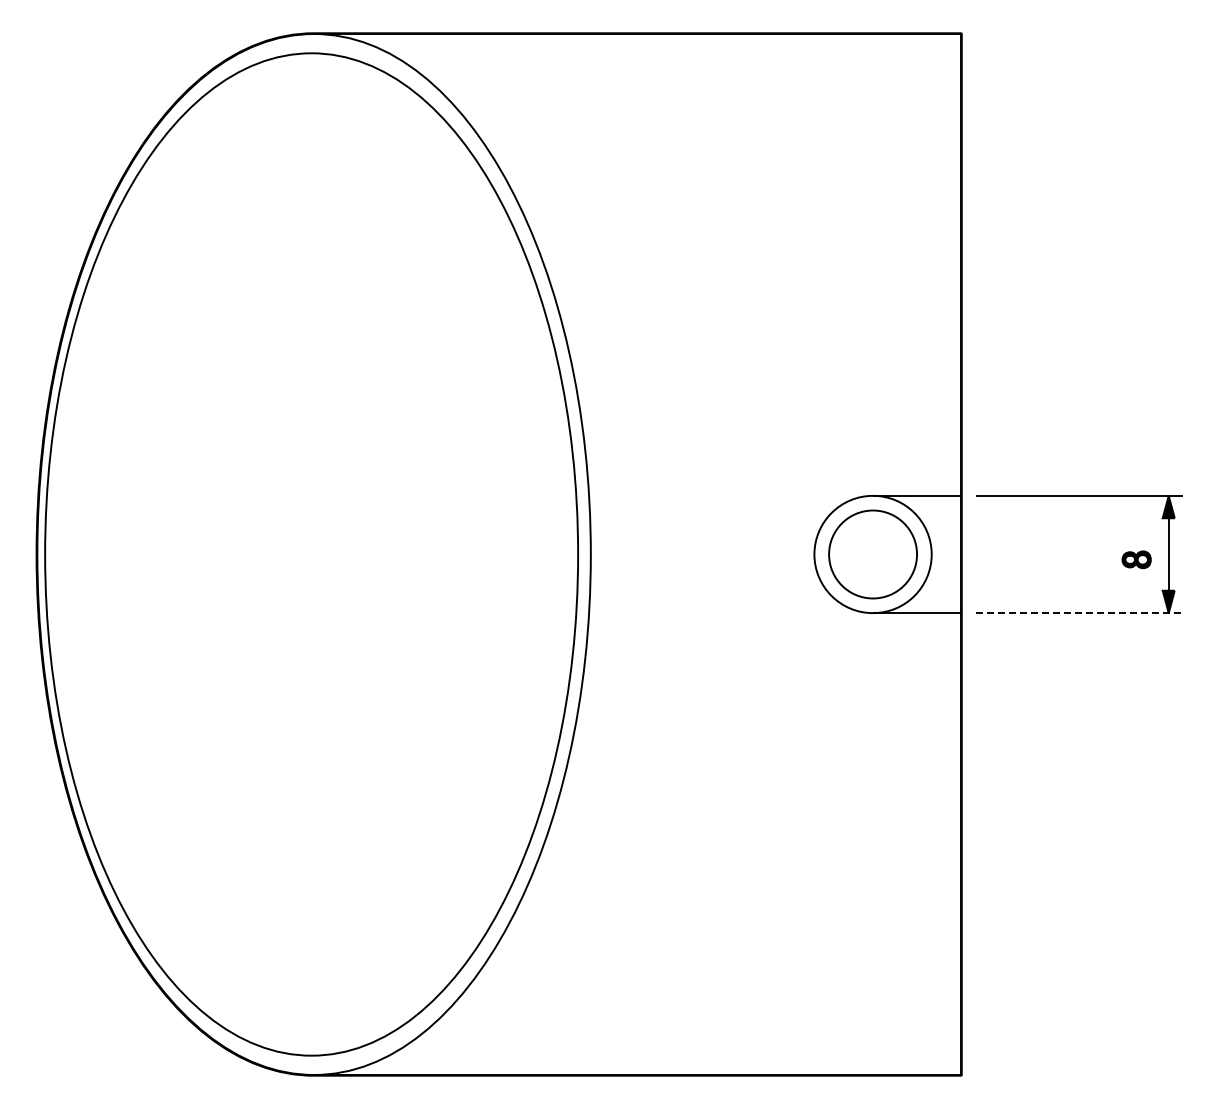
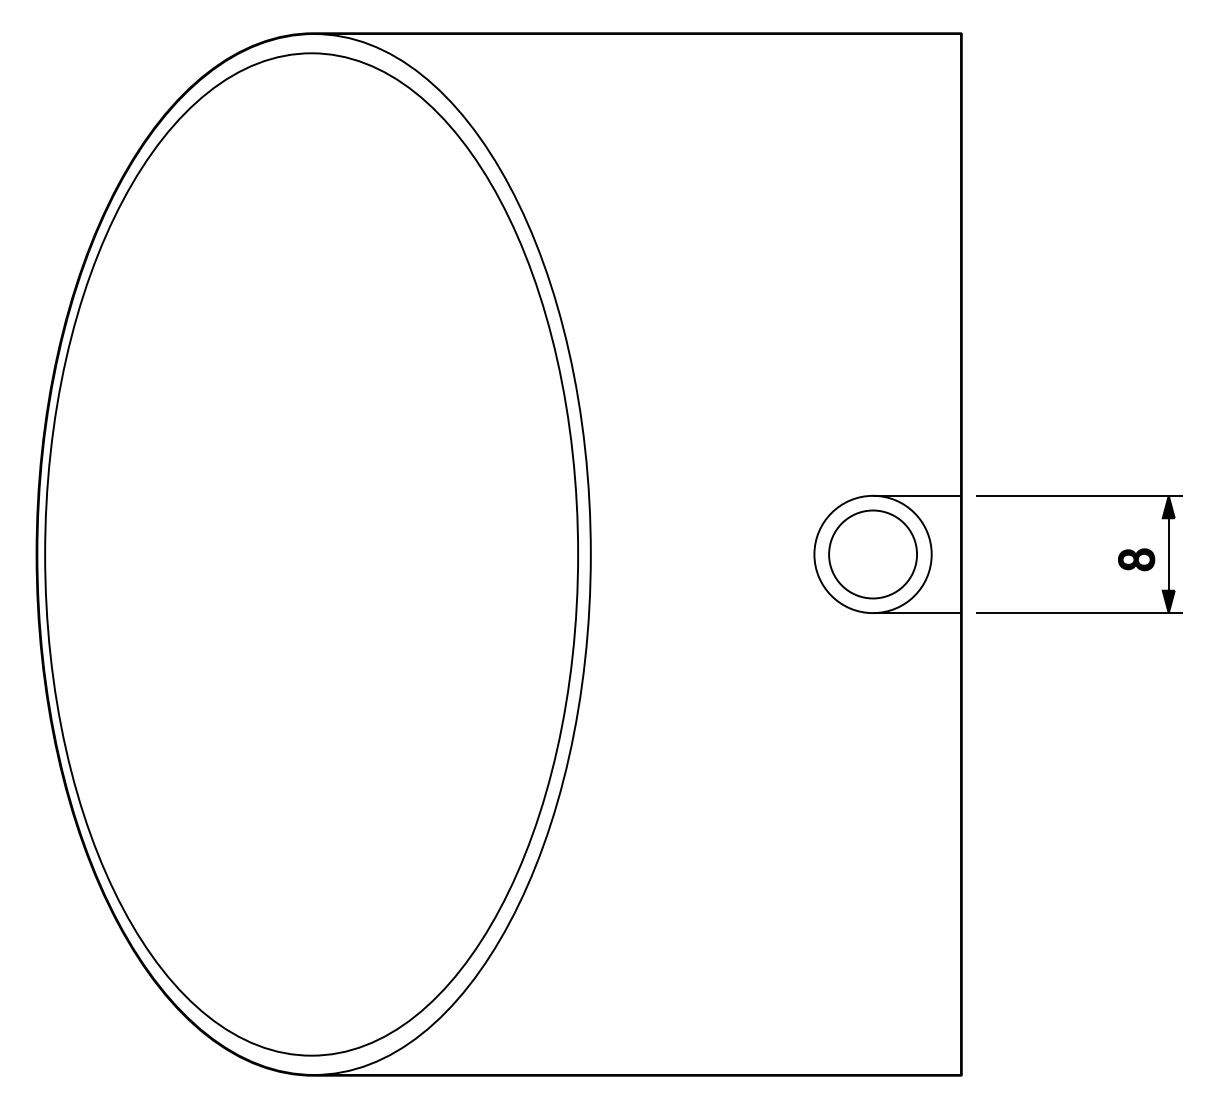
part size: 31x20 px -> 38x24 px (1136, 559)
line: dashed -> solid (1079, 613)
